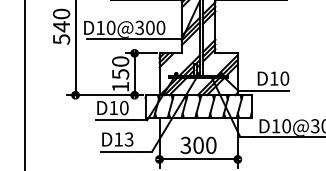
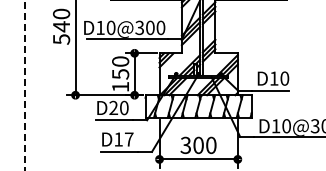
line: solid -> dashed (25, 85)
text: D10 -> D20 (113, 107)
text: D13 -> D17 (128, 139)
